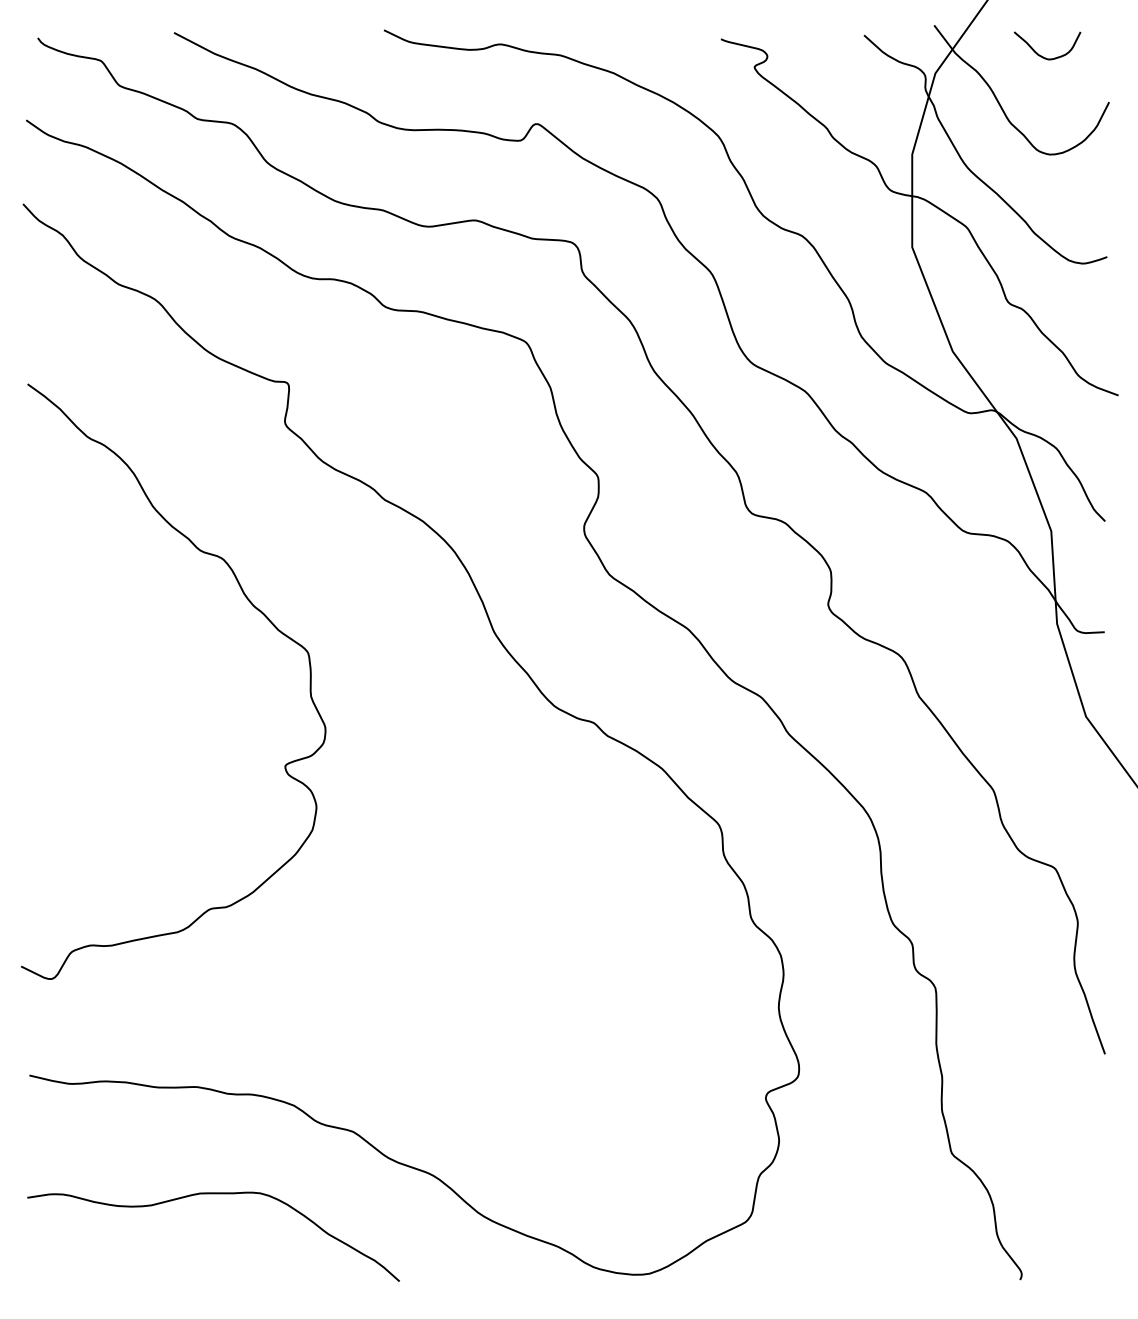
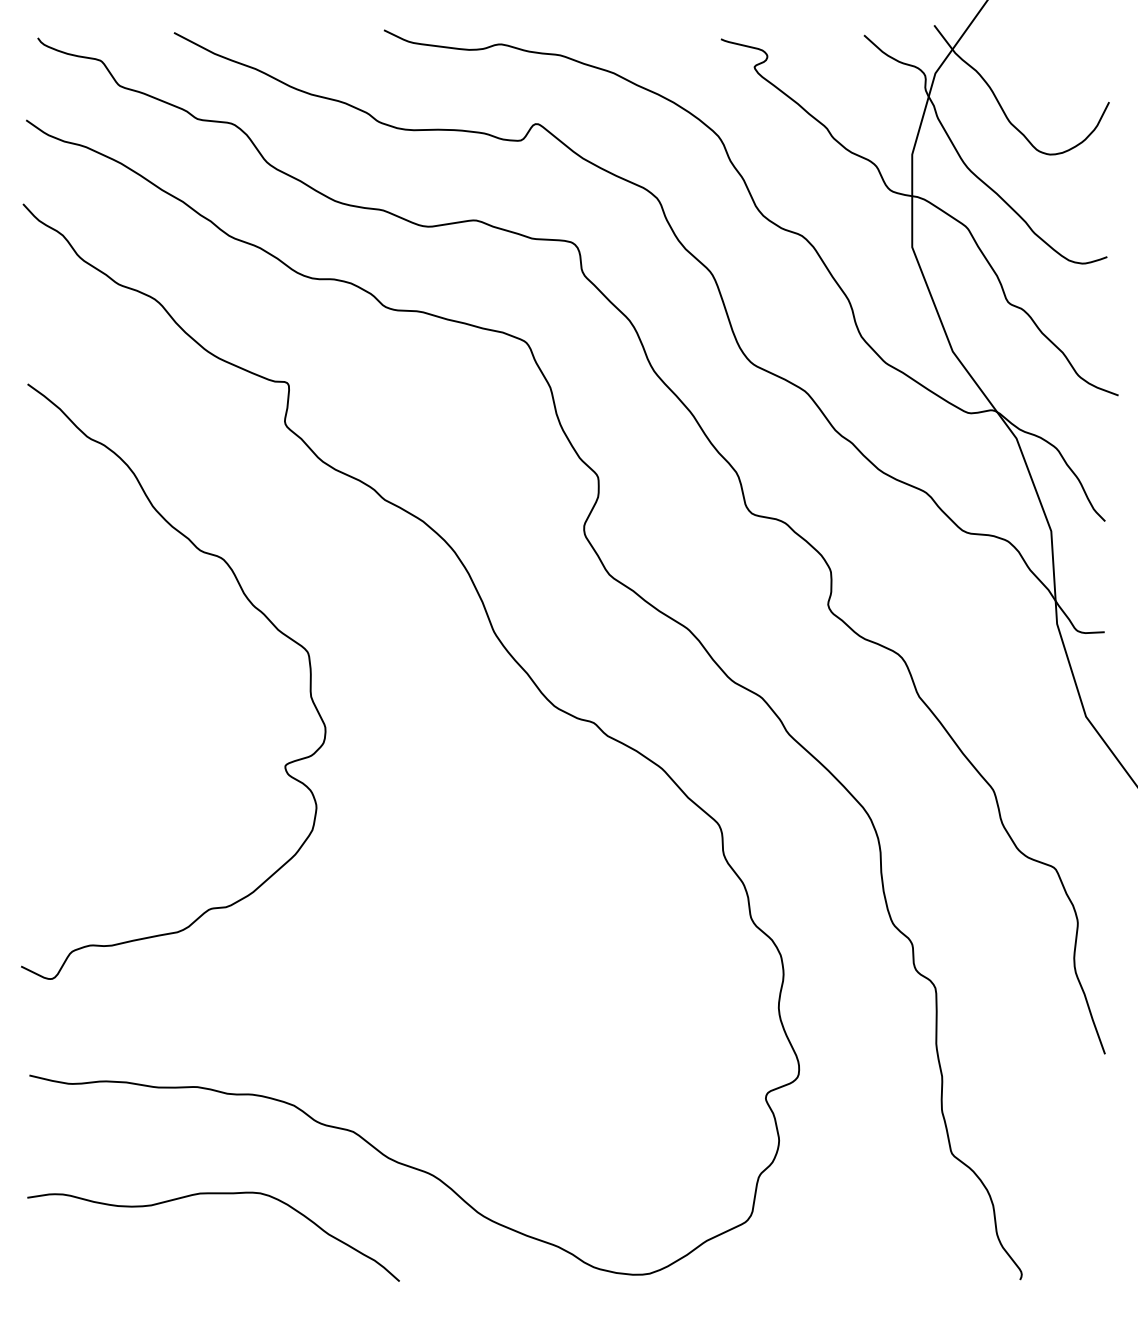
curve: present -> none (1041, 55)
